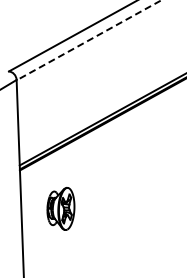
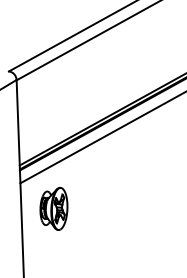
line: dashed -> solid (89, 40)
line: none -> present (101, 138)
part position: (60, 208) -> (53, 208) (53, 208)
